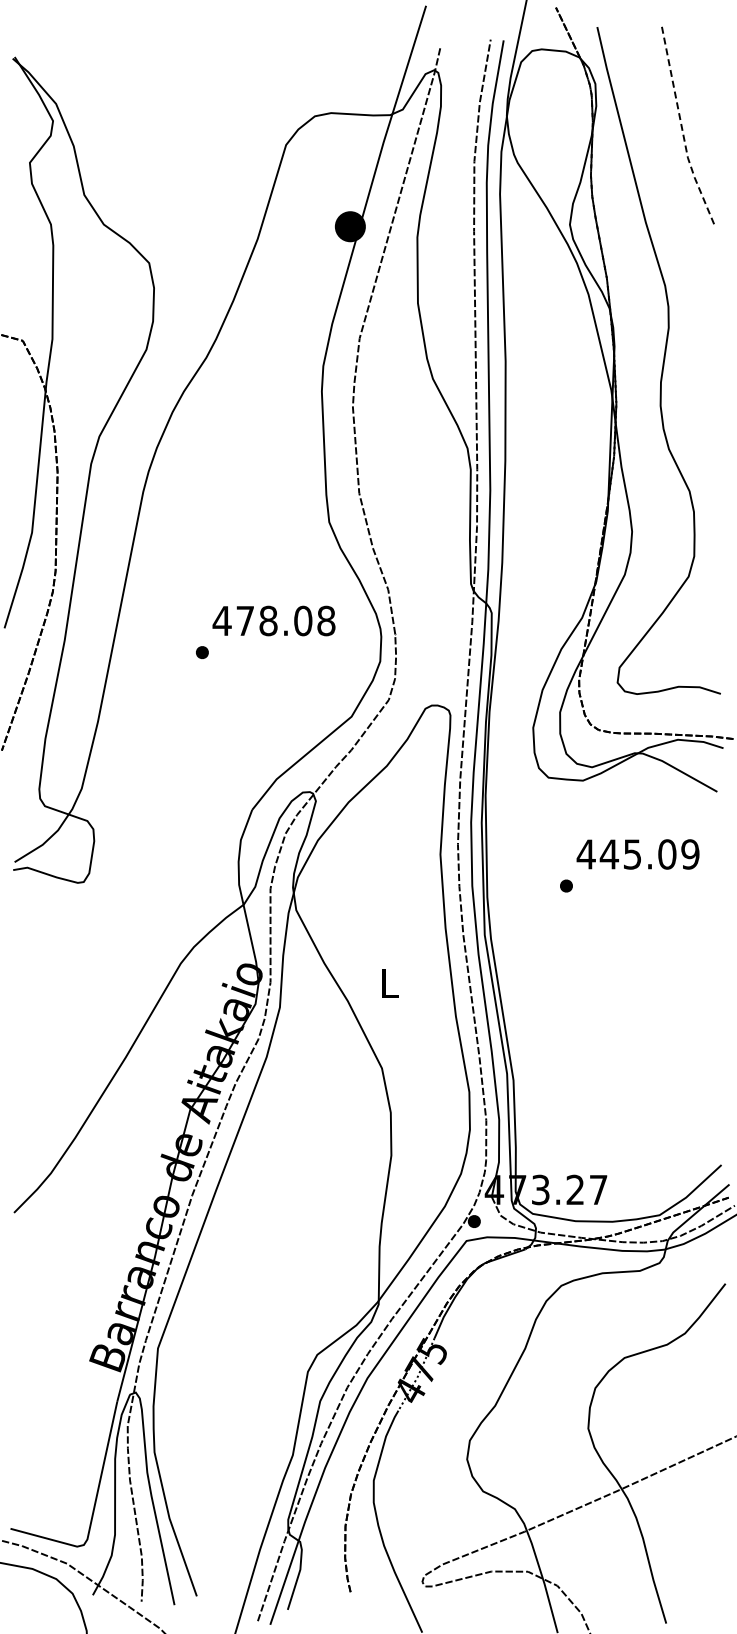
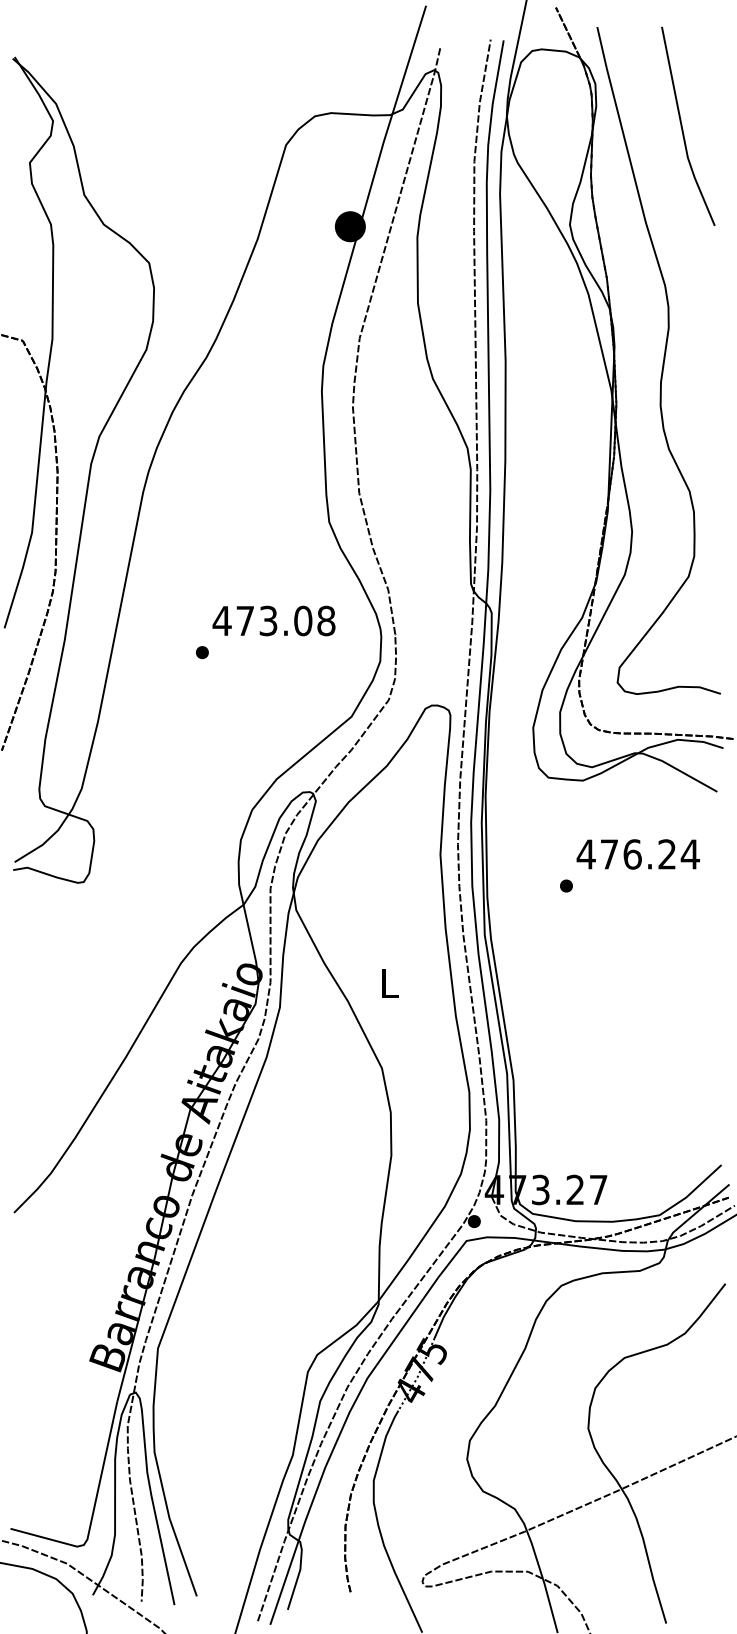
line: dashed -> solid (682, 130)
text: 478.08 -> 473.08 (268, 620)
text: 445.09 -> 476.24 (649, 854)
